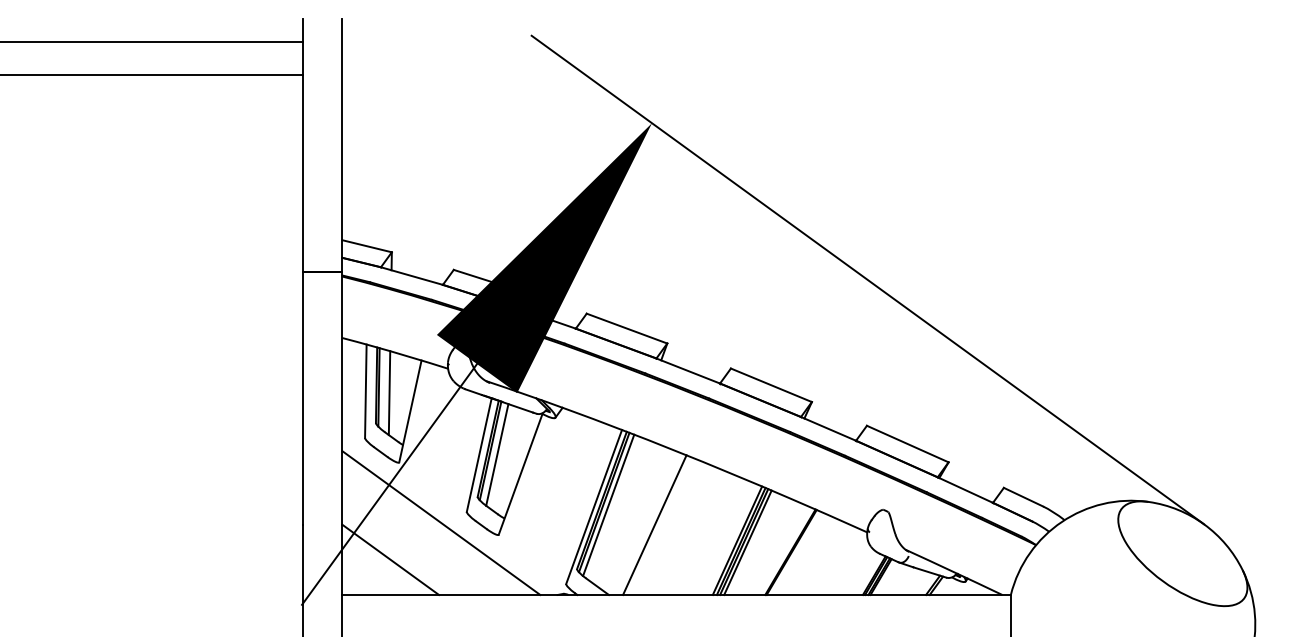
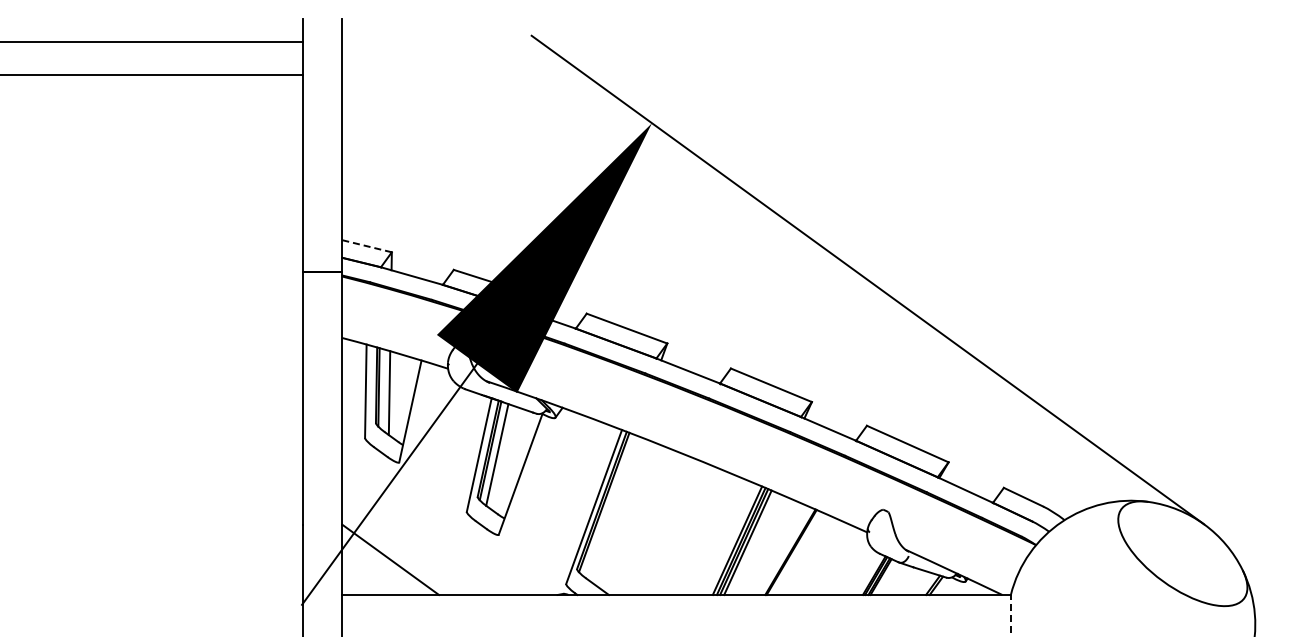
line: solid -> dashed (366, 246)
line: present -> none (608, 505)
line: present -> none (441, 522)
line: present -> none (654, 524)
line: solid -> dashed (1010, 615)
